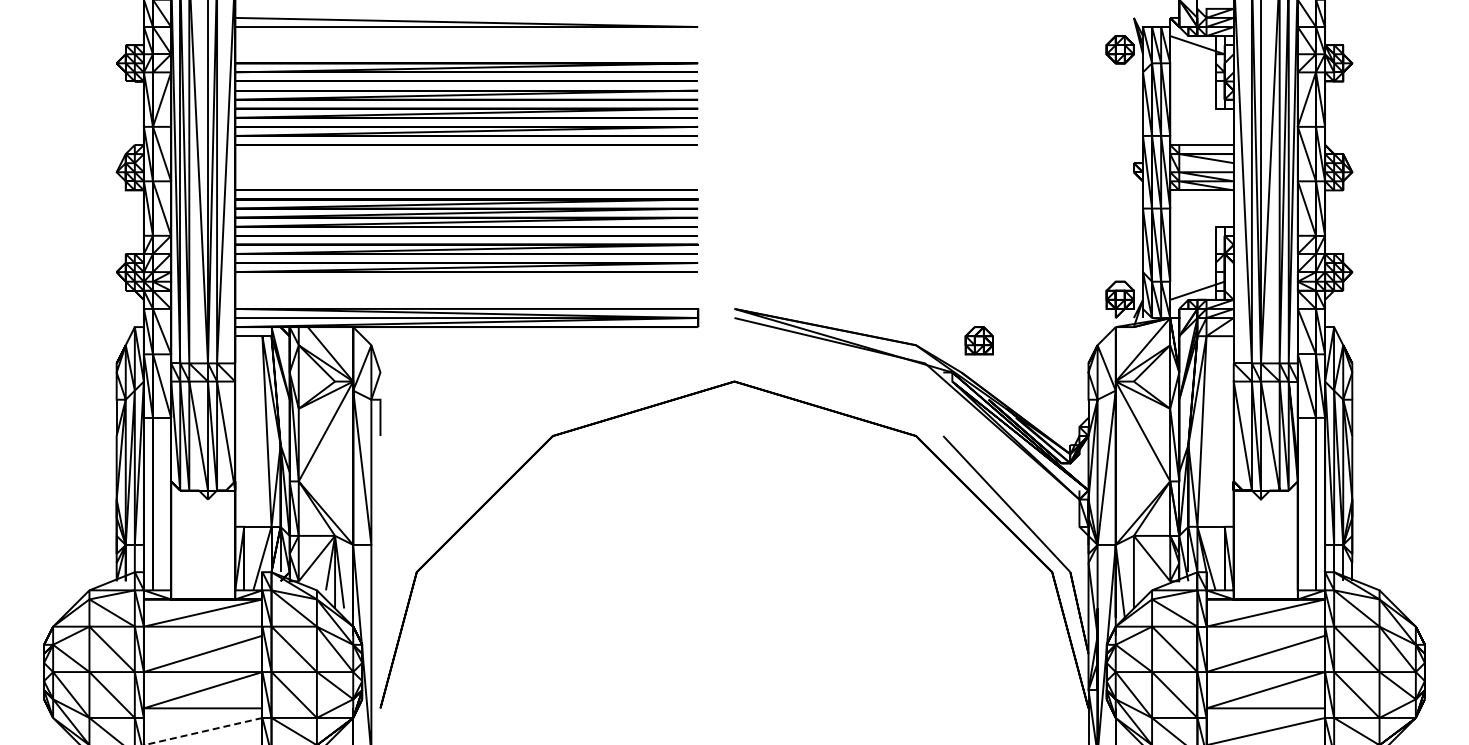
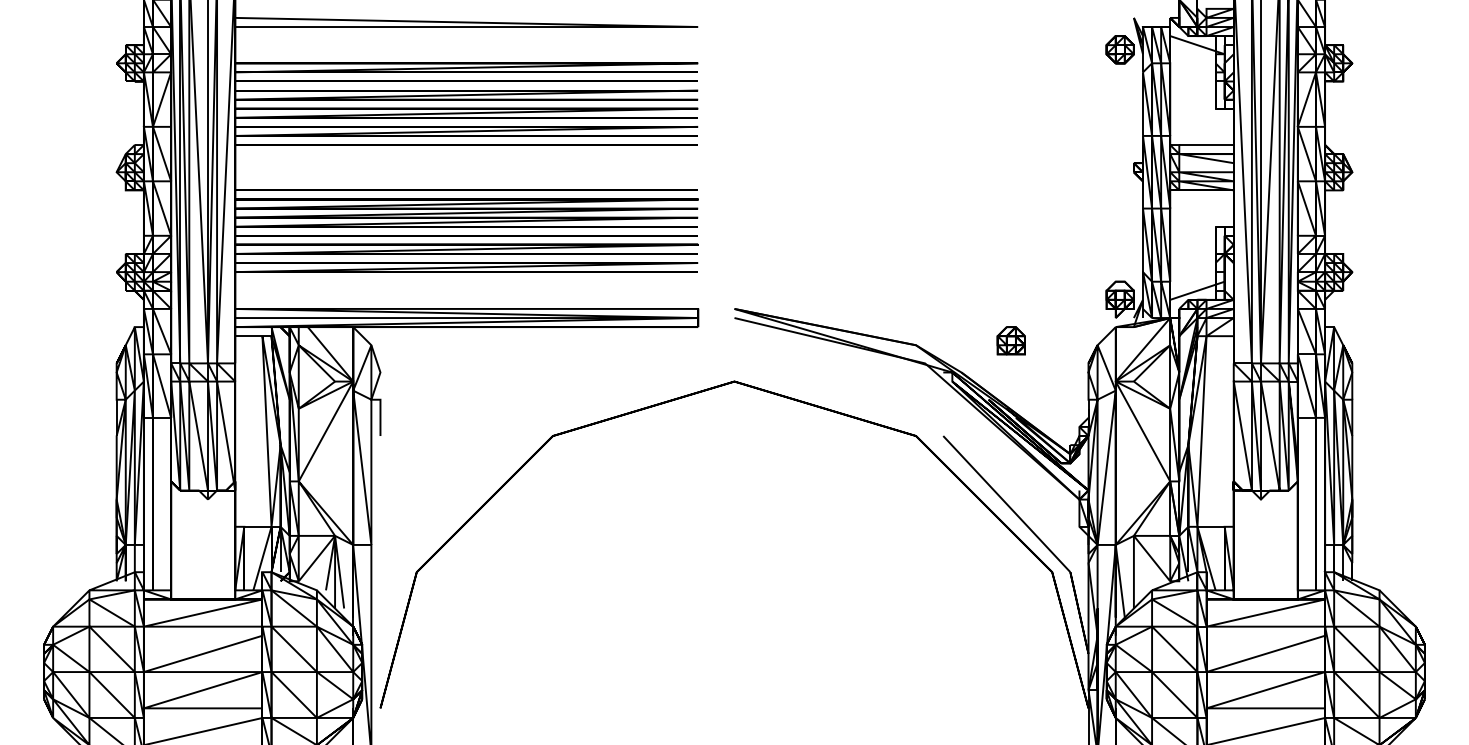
part position: (978, 340) -> (1010, 340) (1010, 340)
line: dashed -> solid (203, 731)
